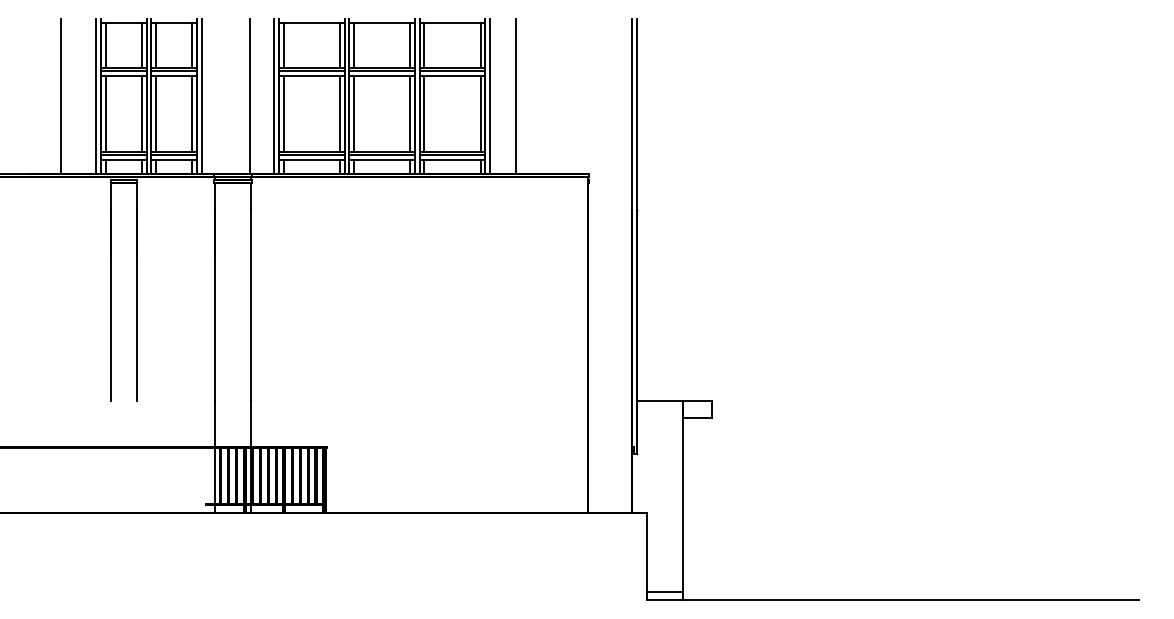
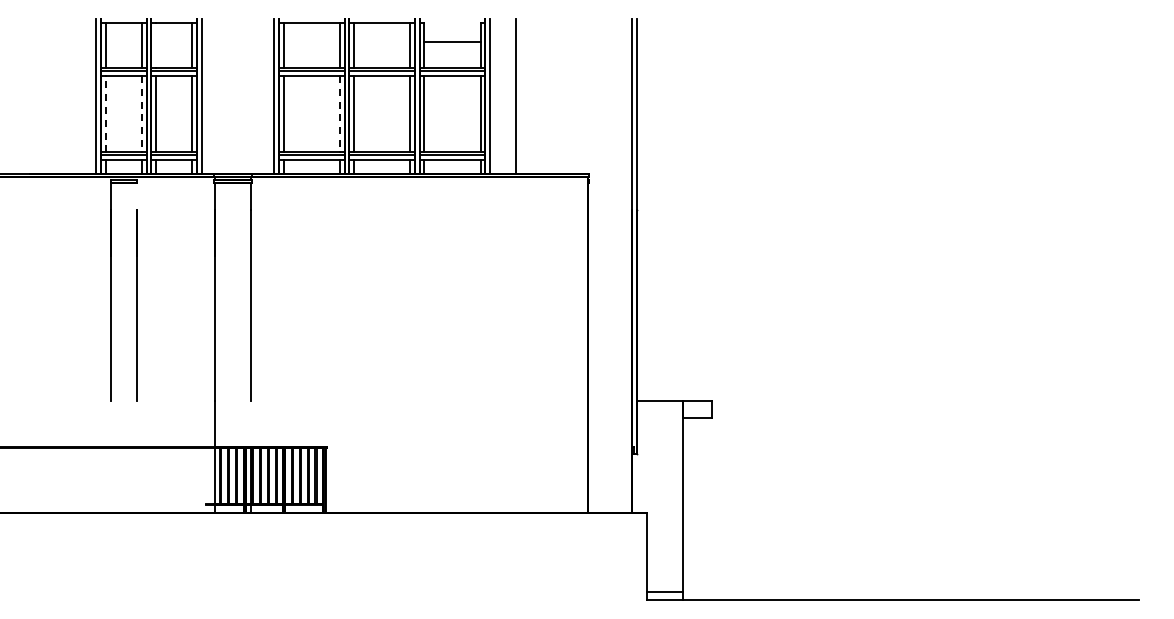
line position: (452, 23) -> (452, 42) (452, 42)
line: present -> none (155, 45)
line: present -> none (60, 95)
line: present -> none (249, 95)
line: solid -> dashed (105, 113)
line: solid -> dashed (142, 114)
line: solid -> dashed (340, 114)
line: present -> none (136, 196)
line: present -> none (251, 423)
